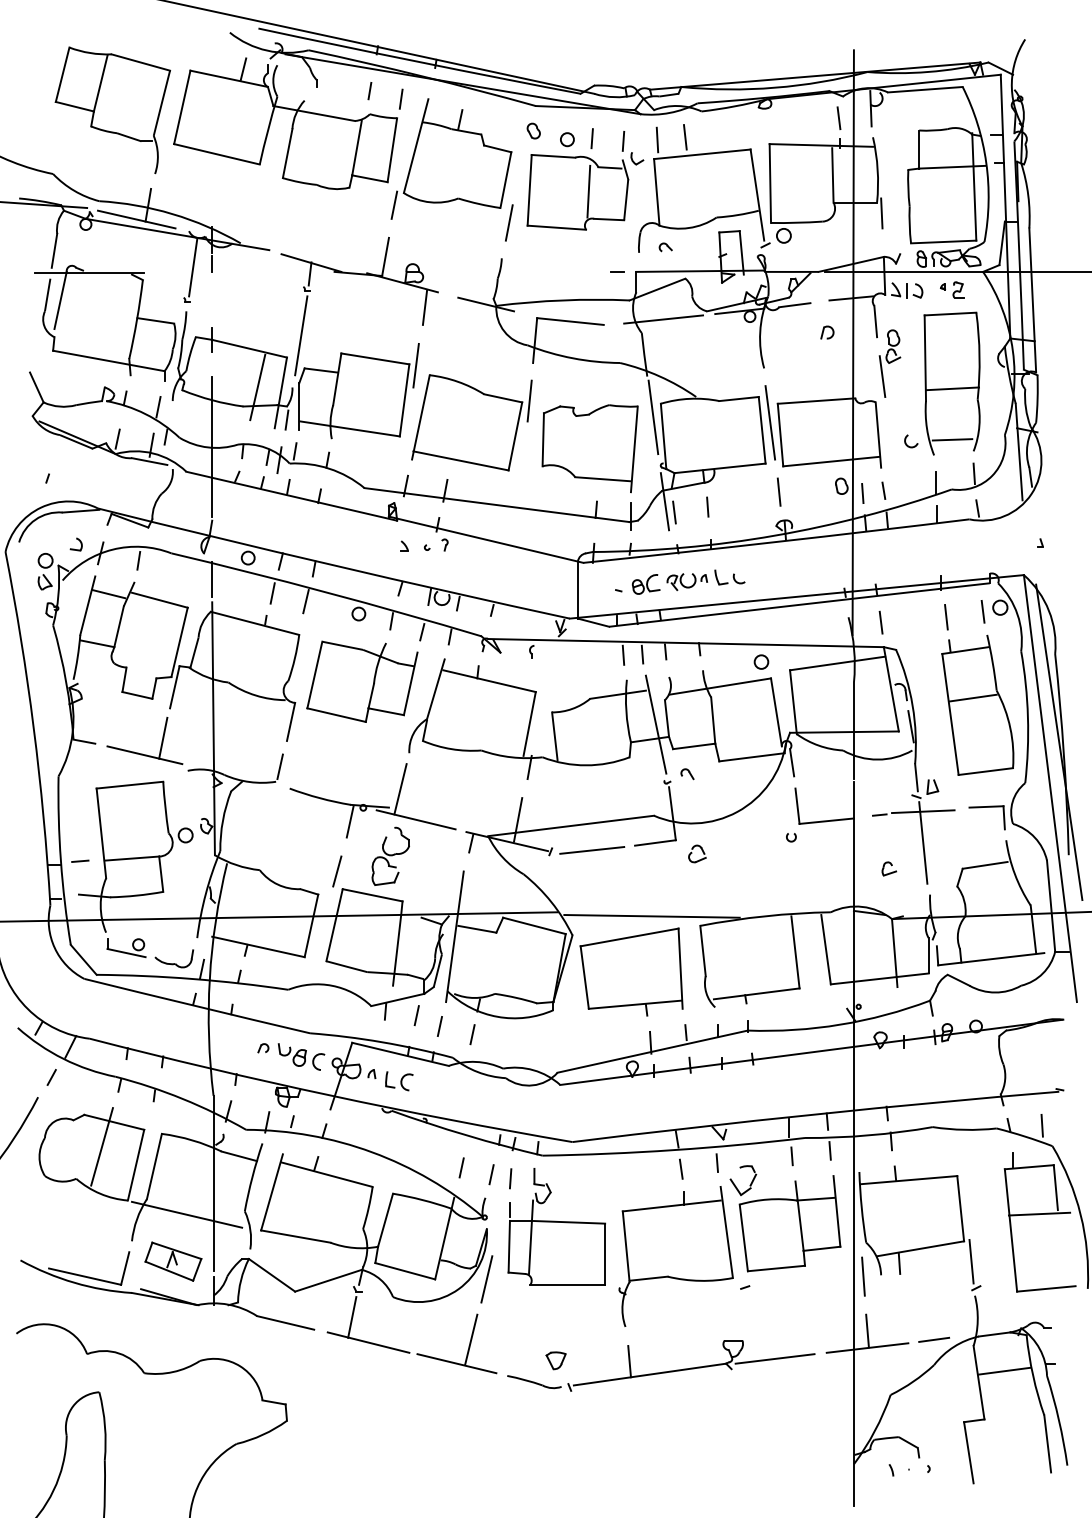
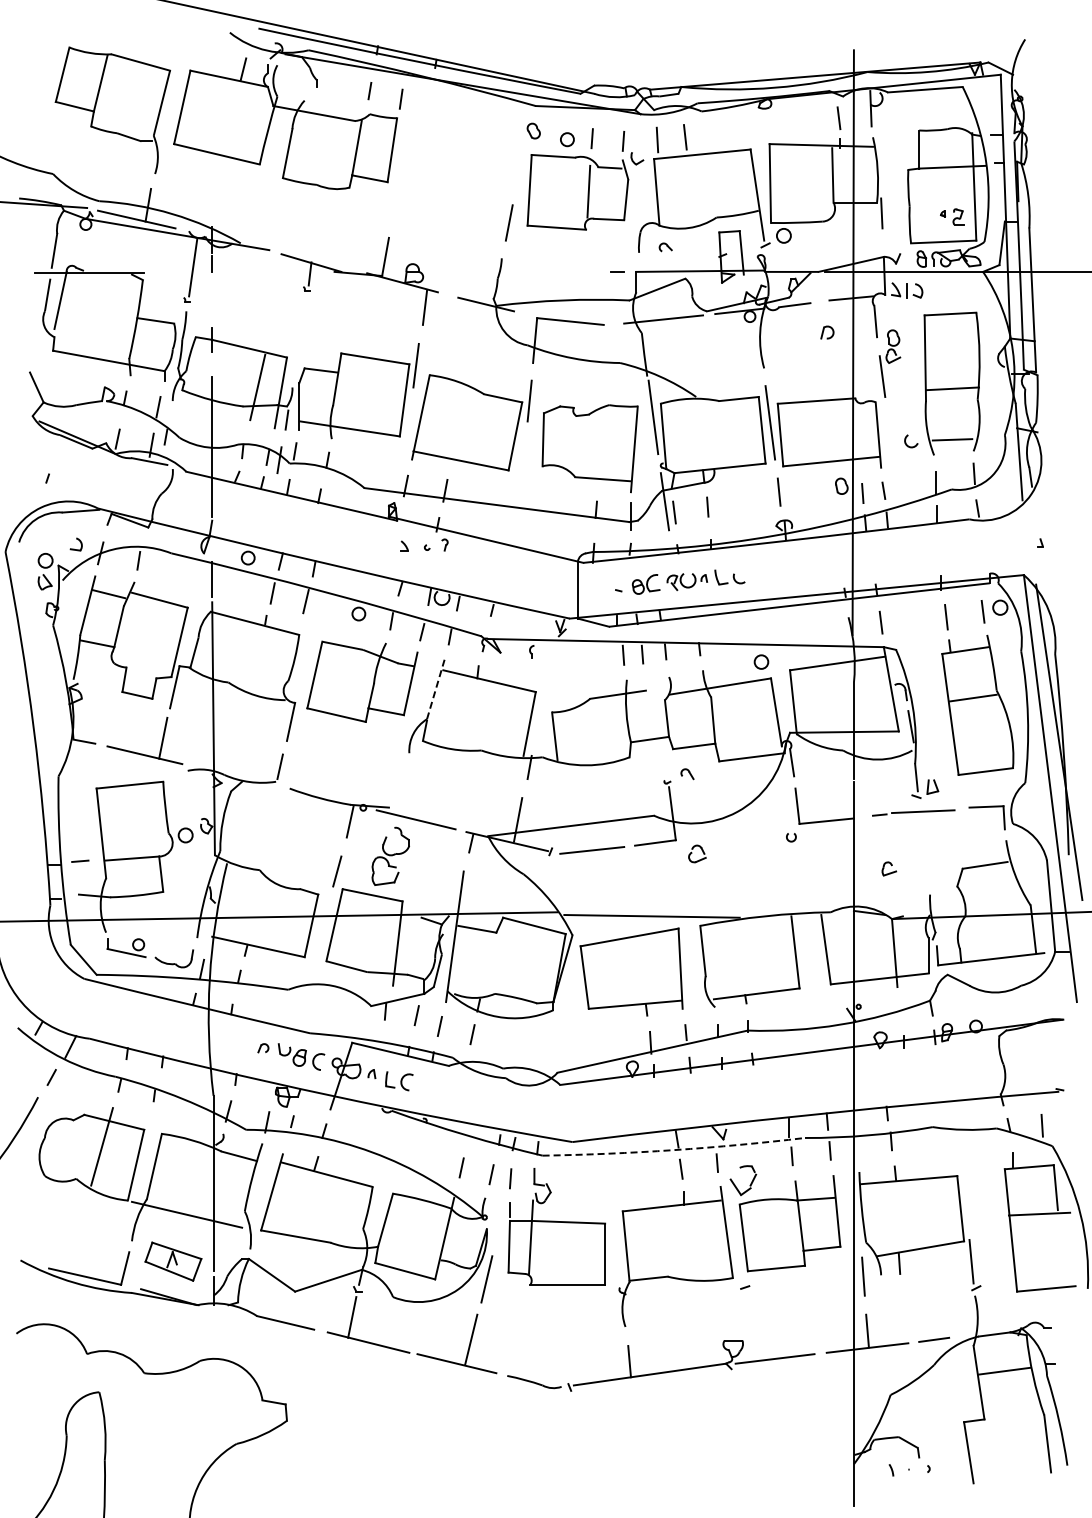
part: present -> none (451, 158)
part position: (952, 289) -> (952, 216) (952, 216)
line: present -> none (301, 335)
line: solid -> dashed (436, 688)
line: present -> none (655, 724)
line: present -> none (400, 789)
line: present -> none (923, 842)
arc: solid -> dashed (674, 1150)
part: present -> none (555, 1360)
